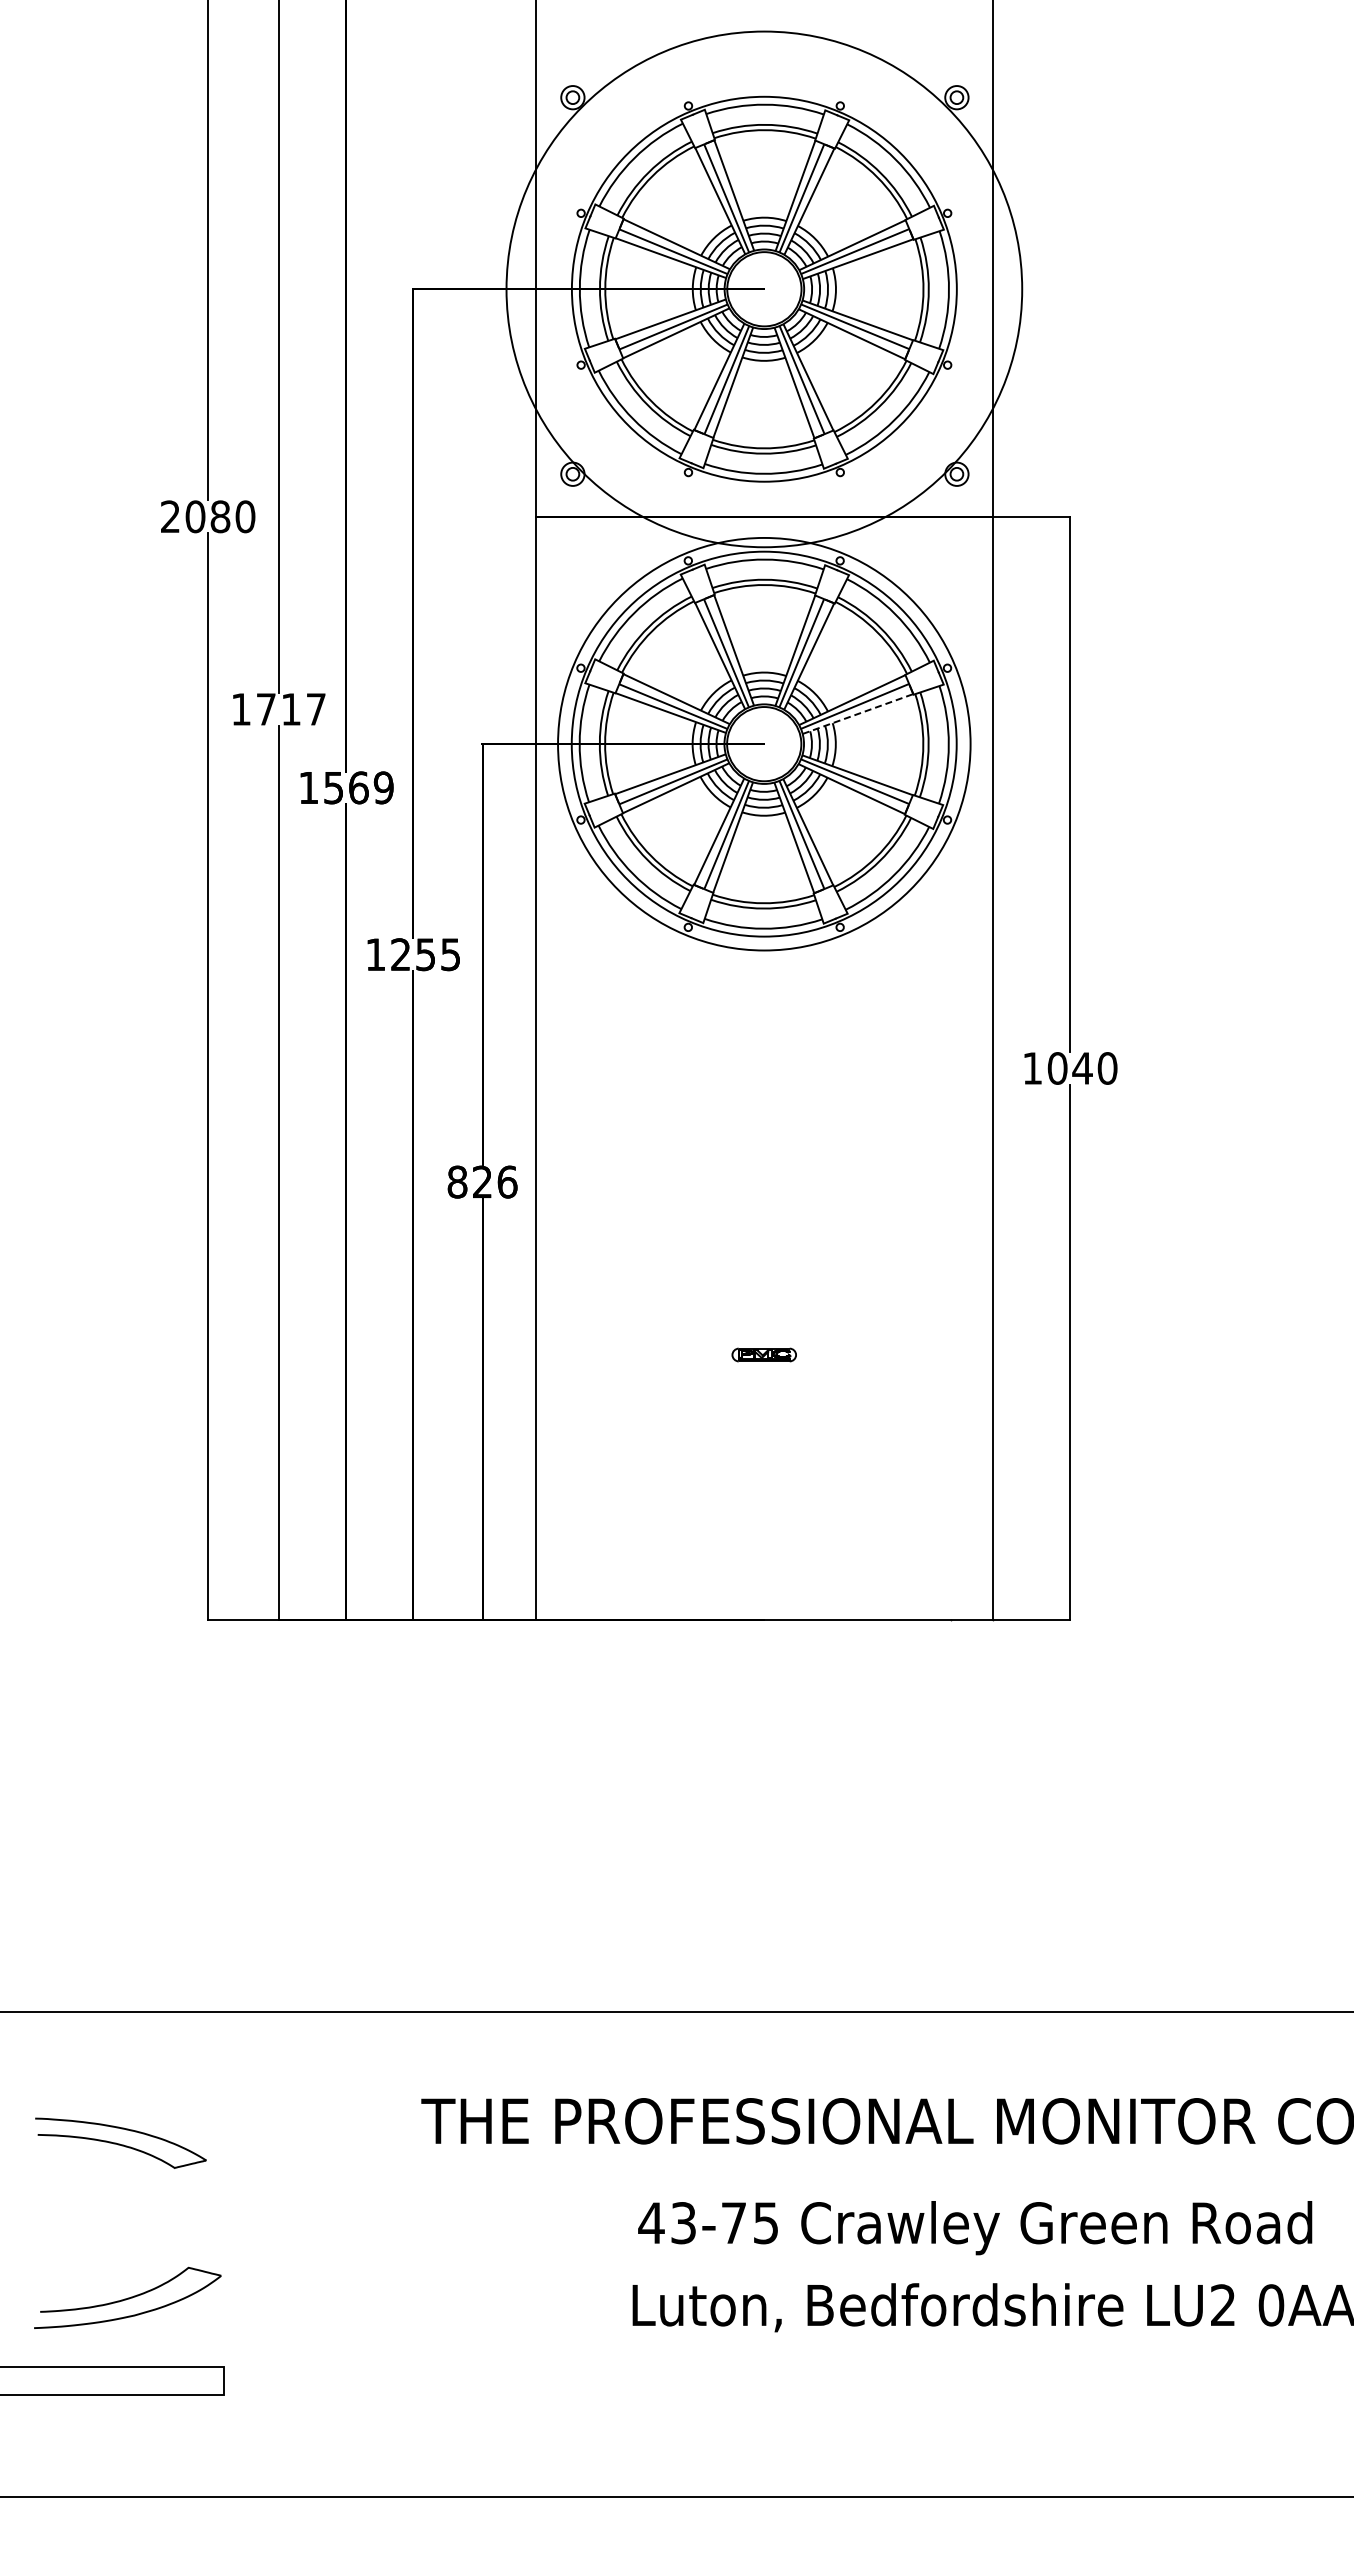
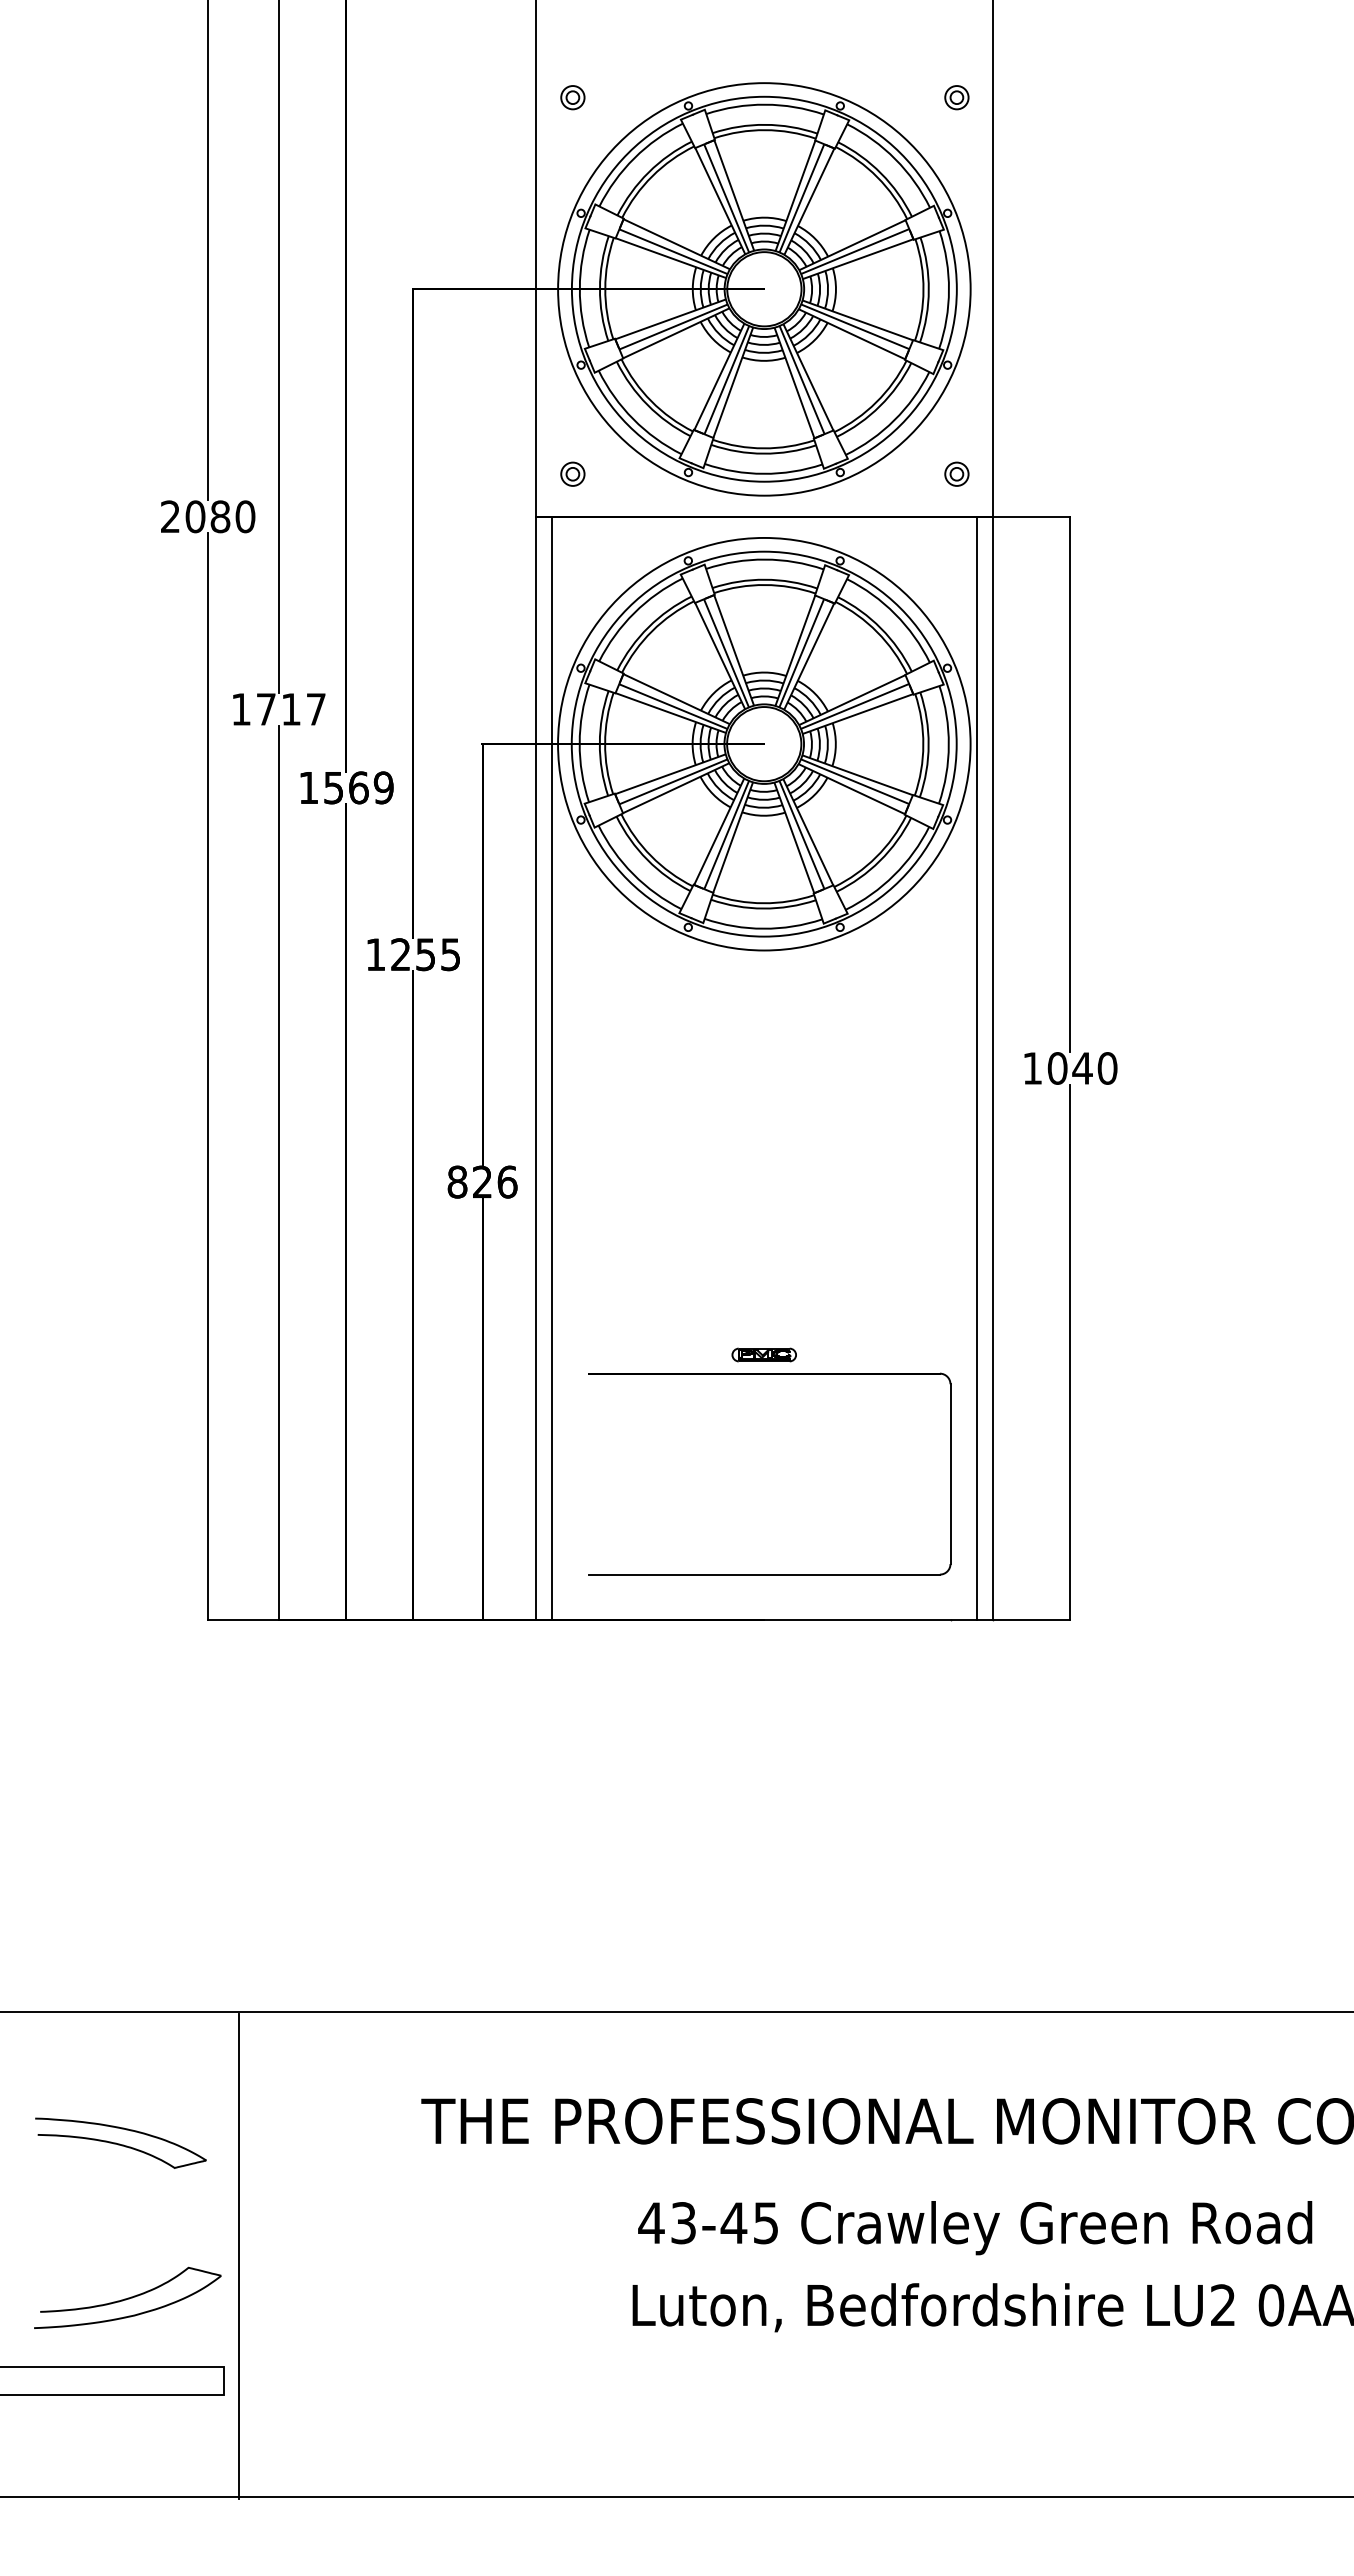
circle diameter: 516 px -> 413 px (764, 289)
line: dashed -> solid (858, 714)
line: none -> present (551, 1068)
line: none -> present (976, 1068)
part: none -> present (769, 1374)
text: 43-75 -> 43-45 (733, 2222)
line: none -> present (239, 2255)
